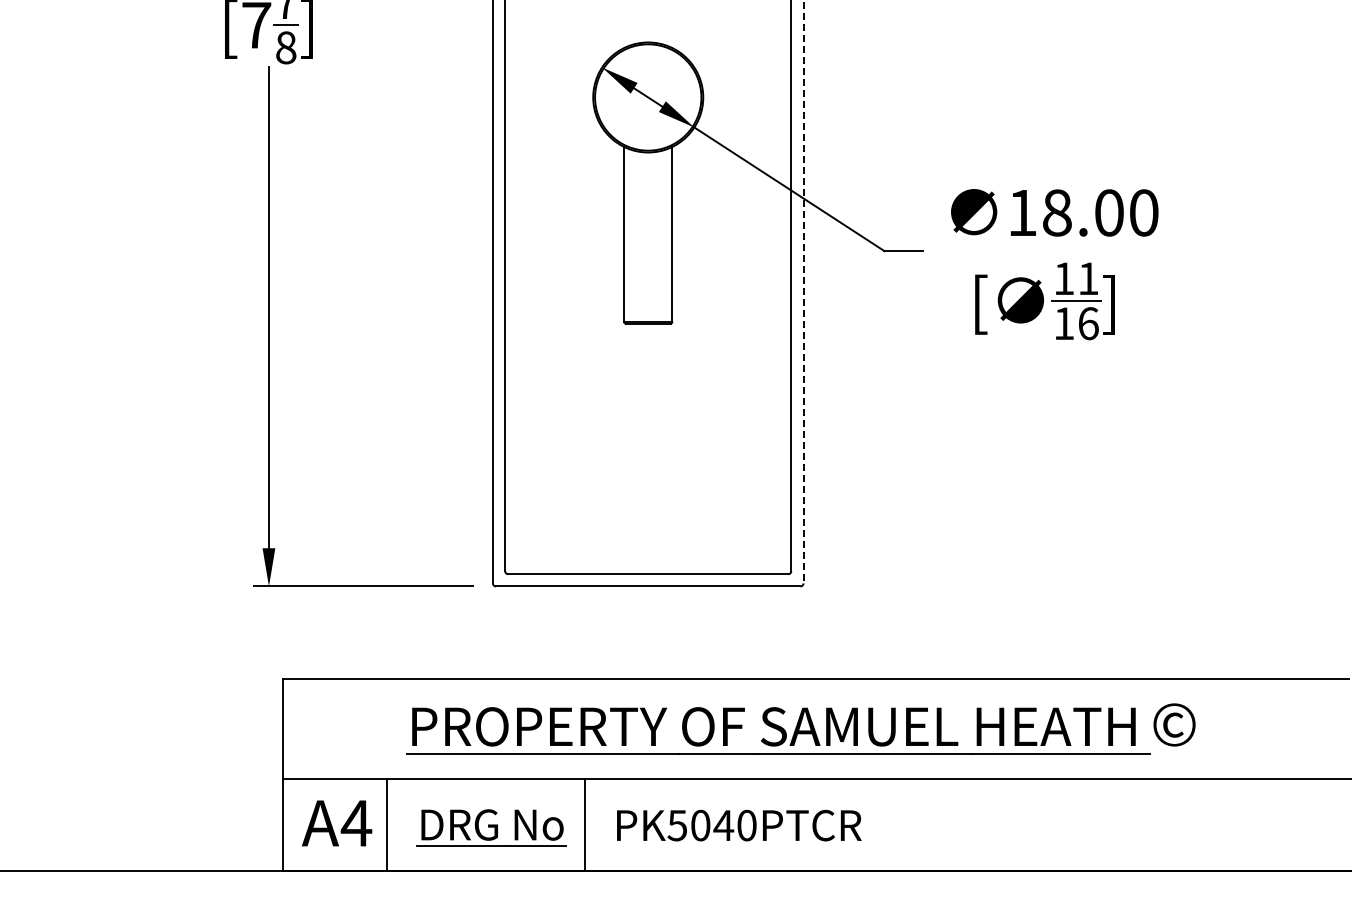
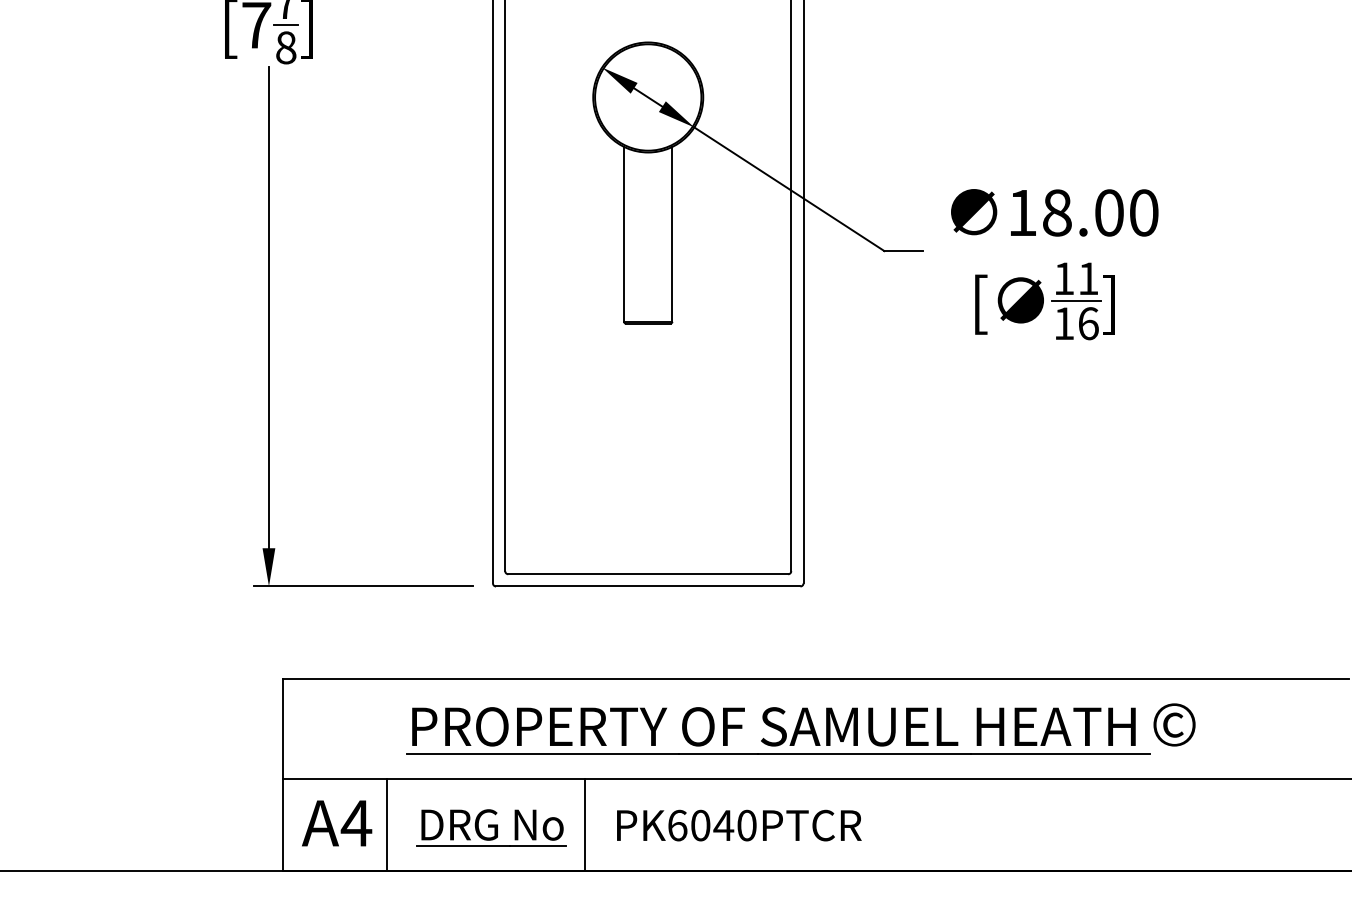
line: dashed -> solid (803, 292)
text: PK5040PTCR -> PK6040PTCR (677, 825)
